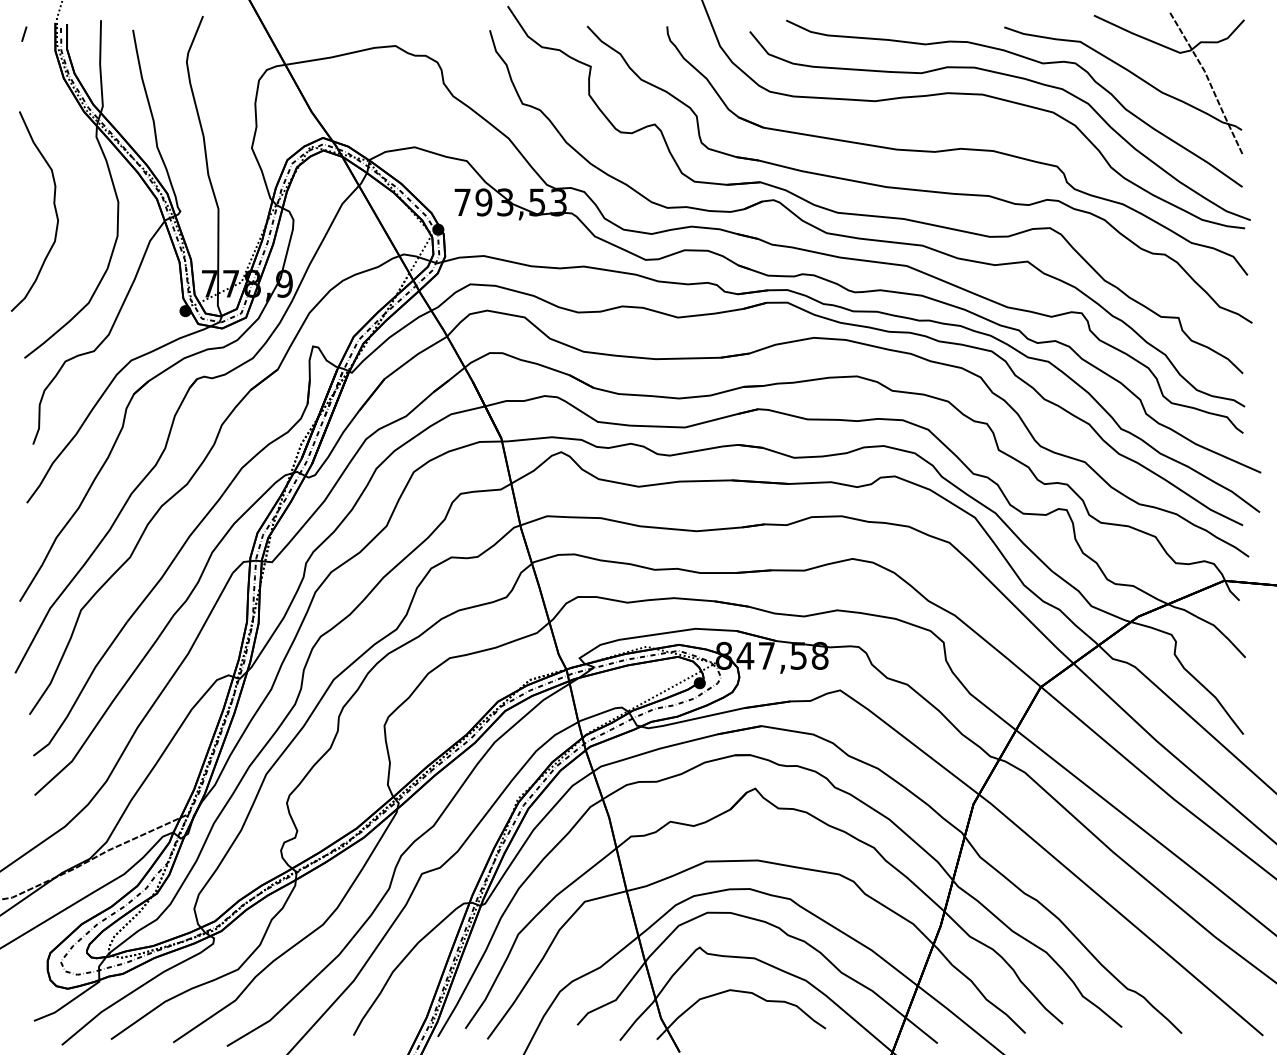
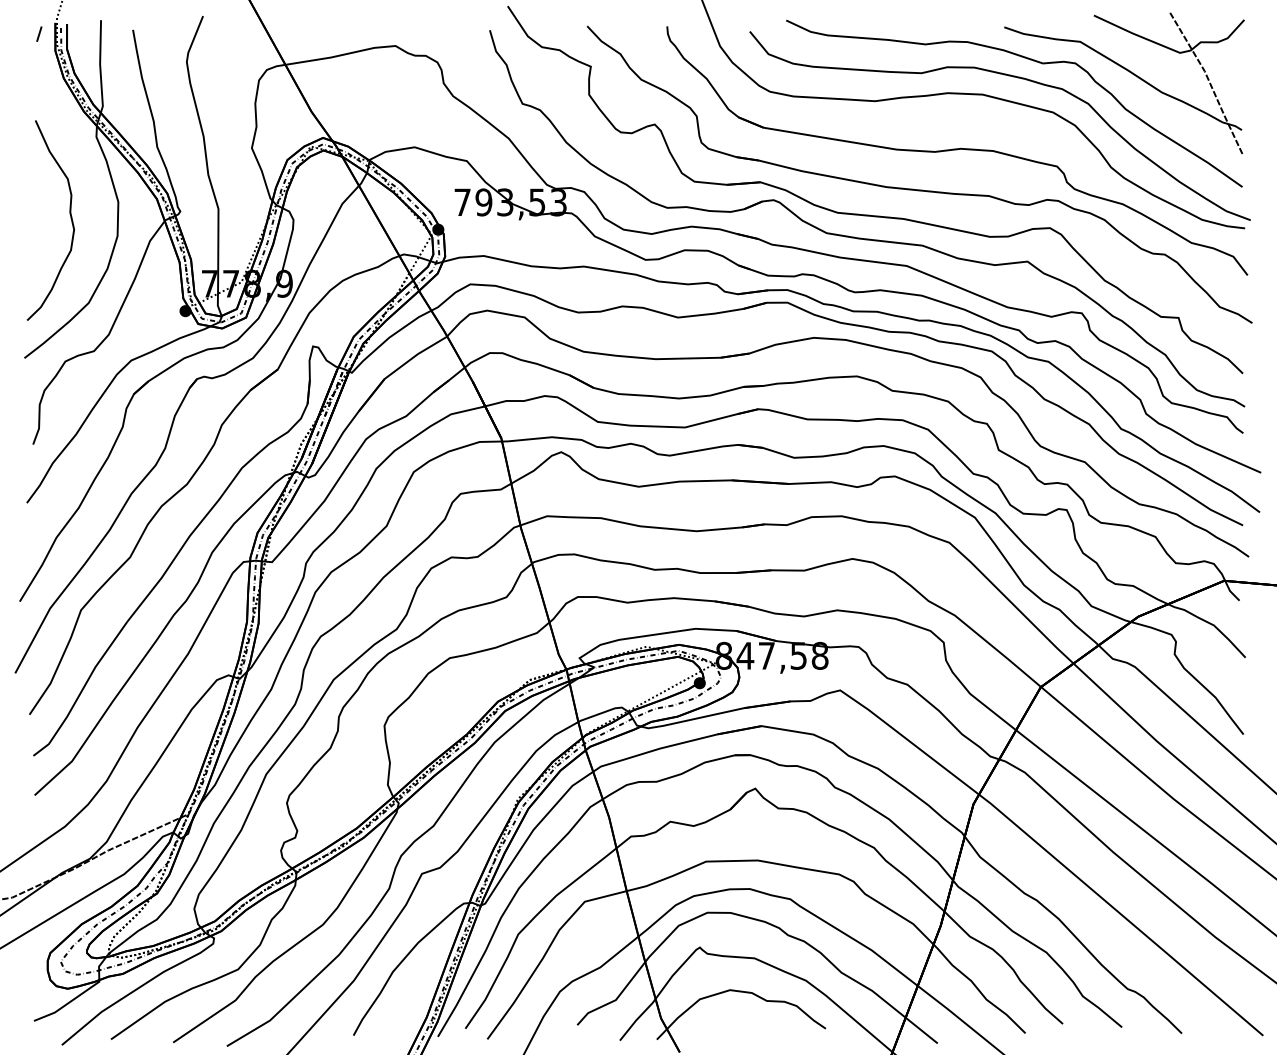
line position: (24, 33) -> (39, 33) (39, 33)
curve position: (53, 205) -> (69, 214) (69, 214)
